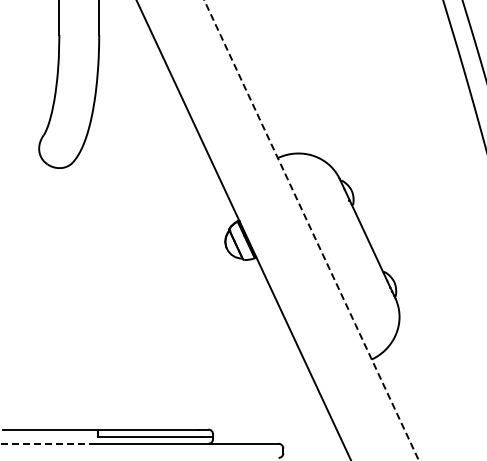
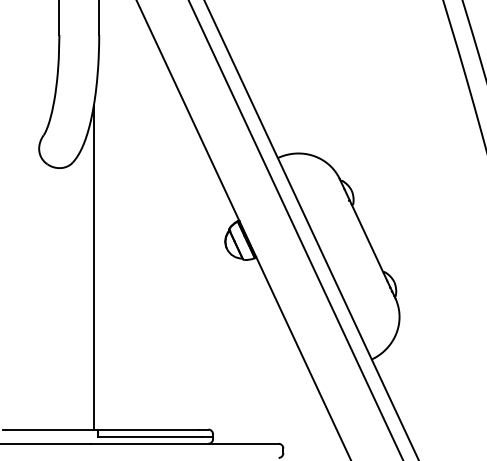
line: none -> present (295, 229)
line: dashed -> solid (311, 230)
line: none -> present (93, 267)
line: dashed -> solid (46, 443)
